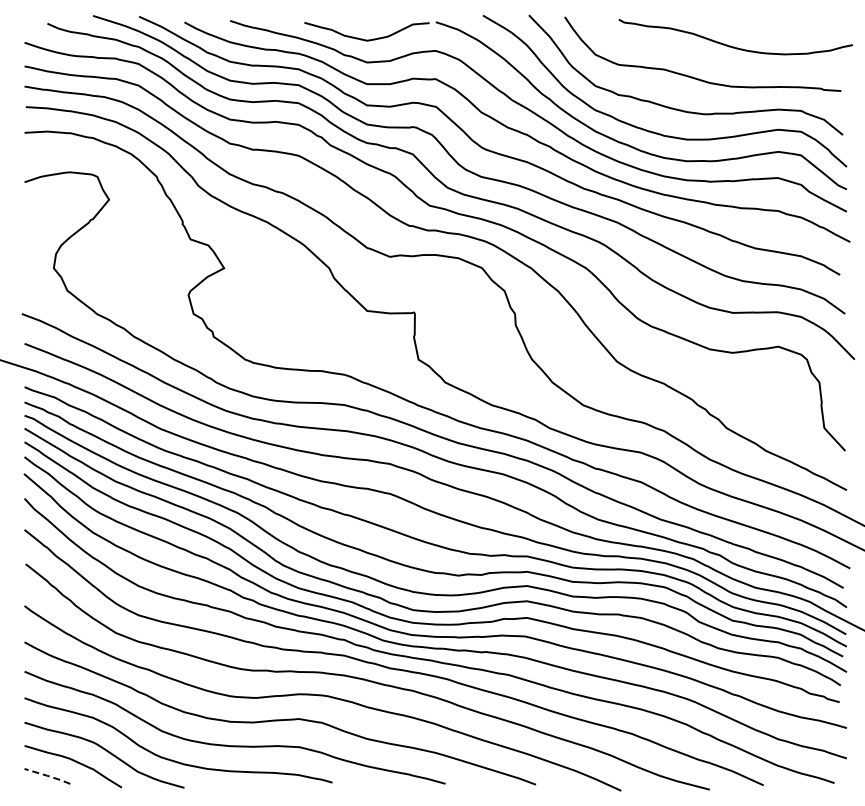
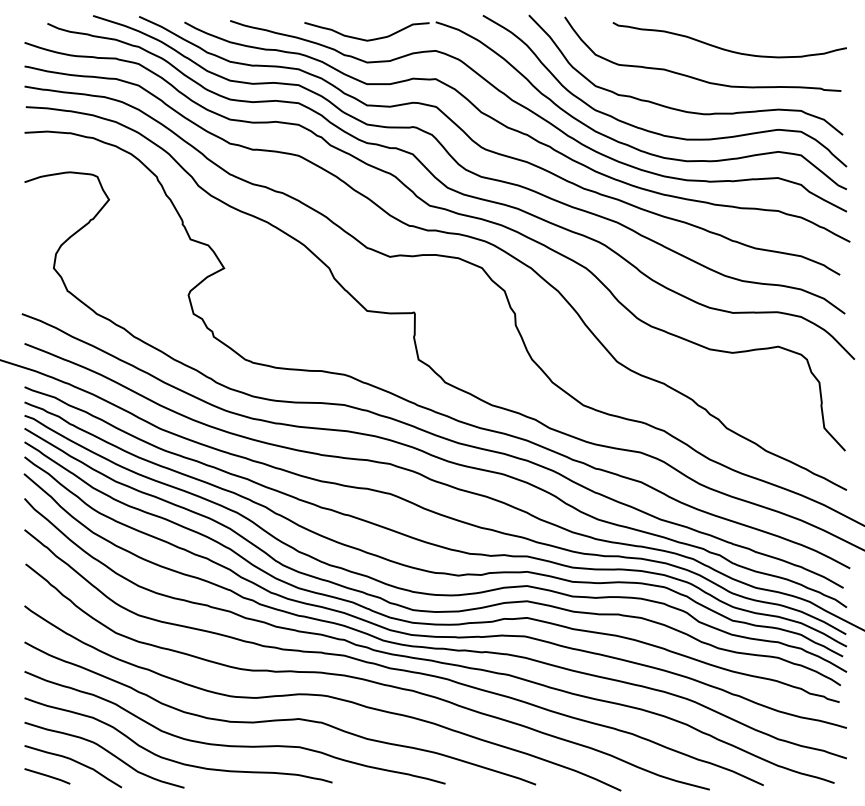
curve position: (734, 46) -> (728, 49) (728, 49)
line: dashed -> solid (48, 776)
